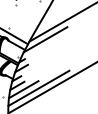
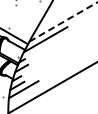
line: solid -> dashed (63, 21)
line: present -> none (38, 87)
